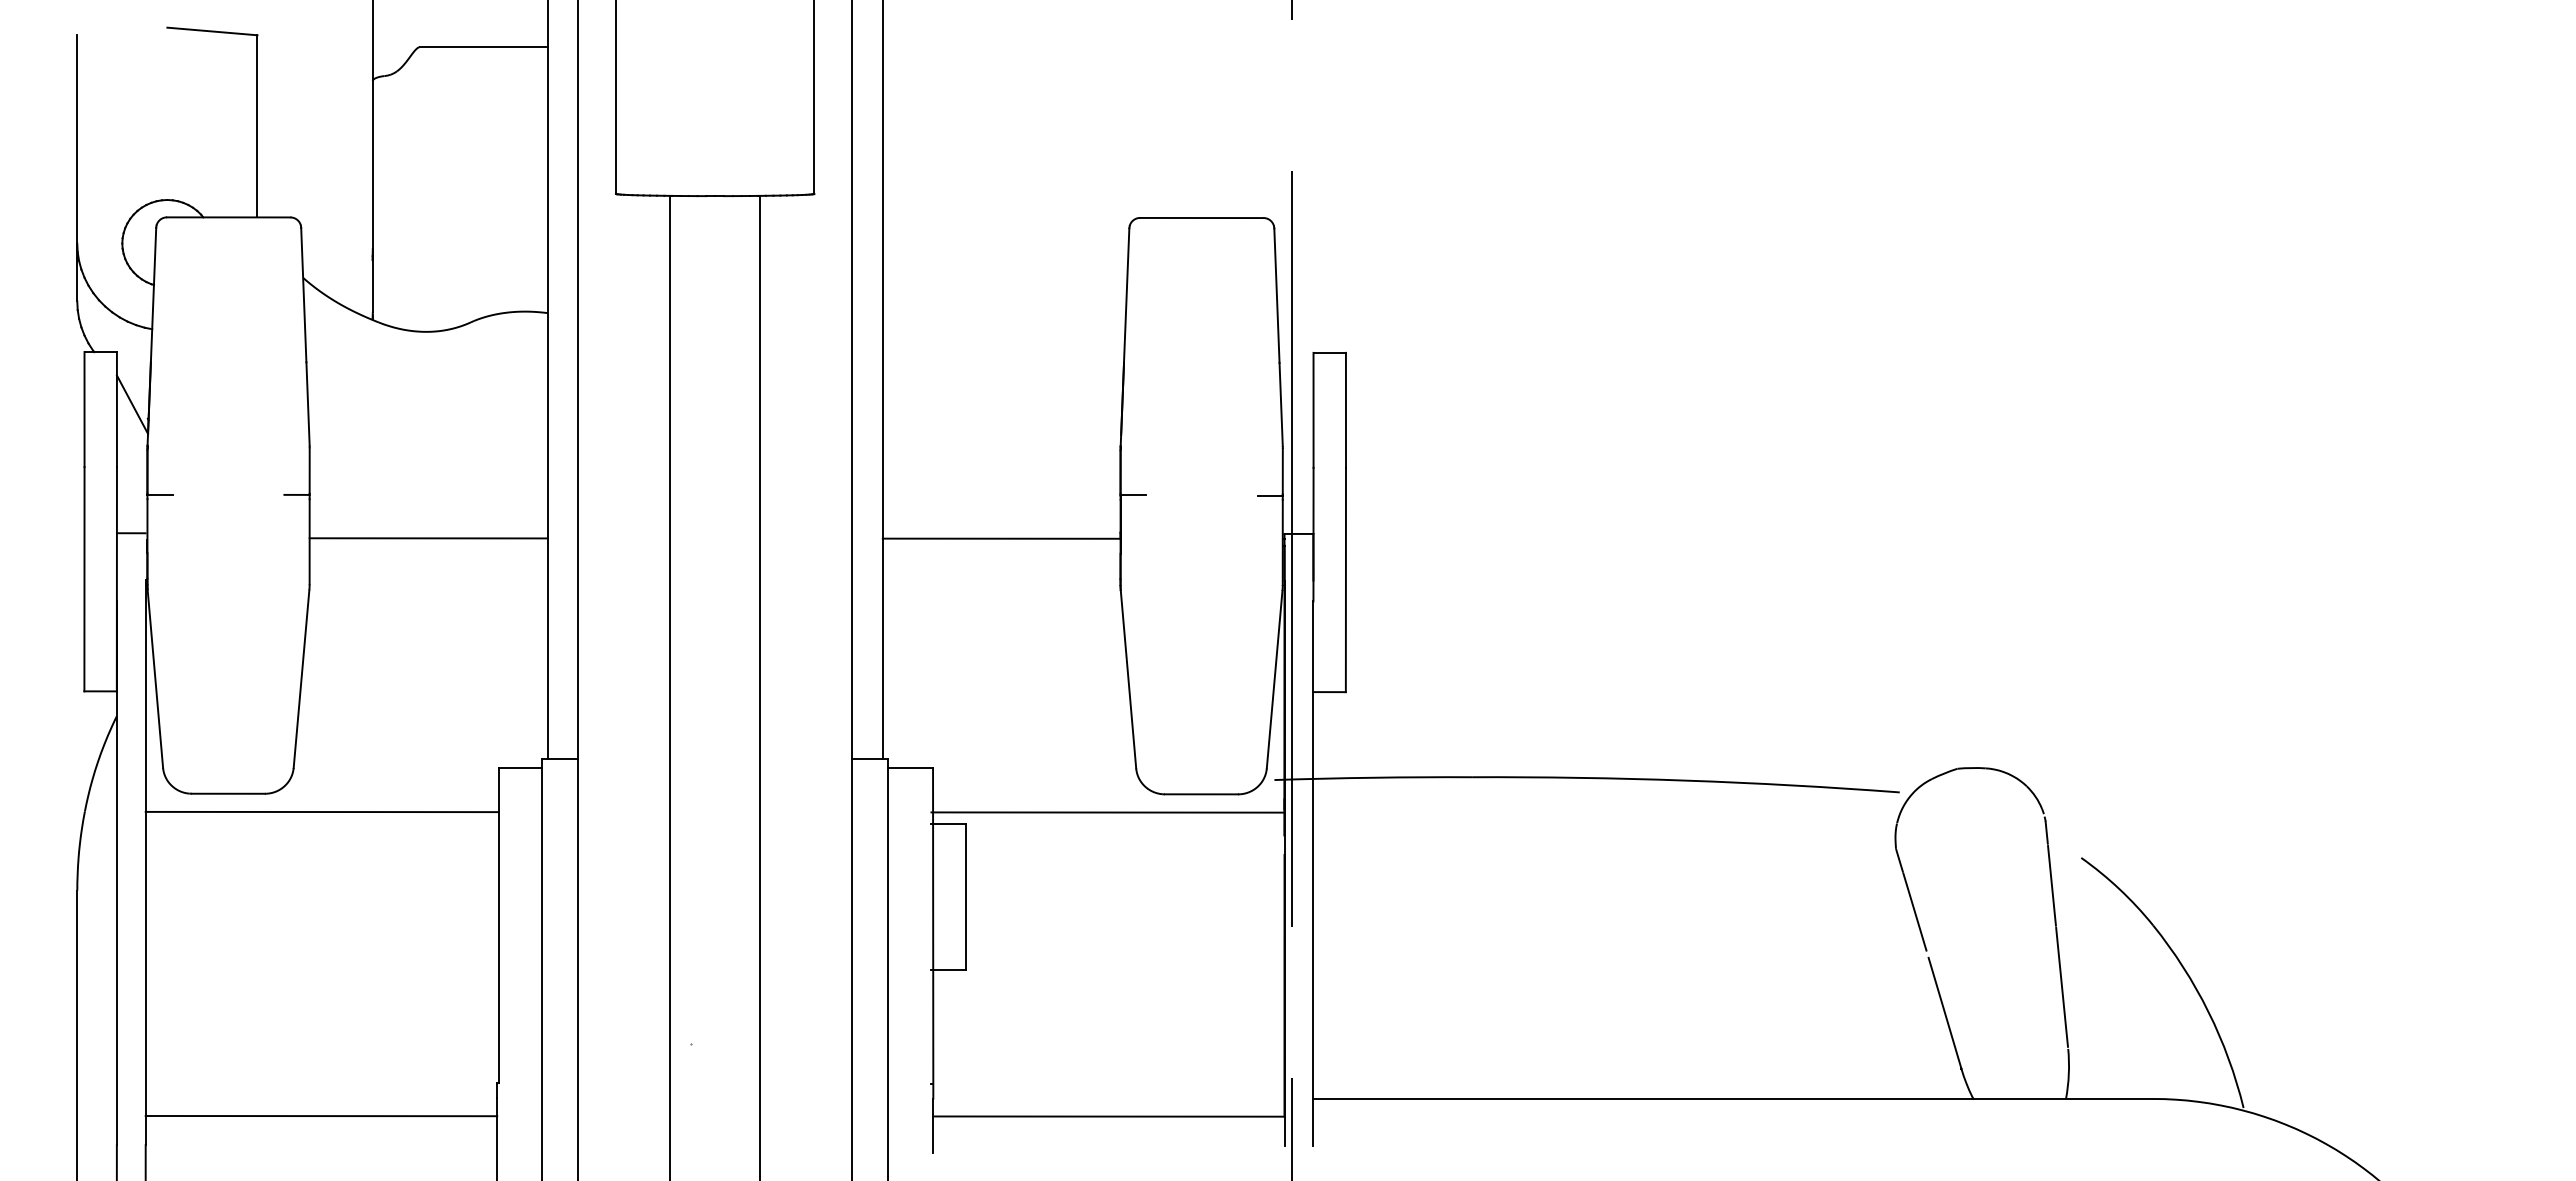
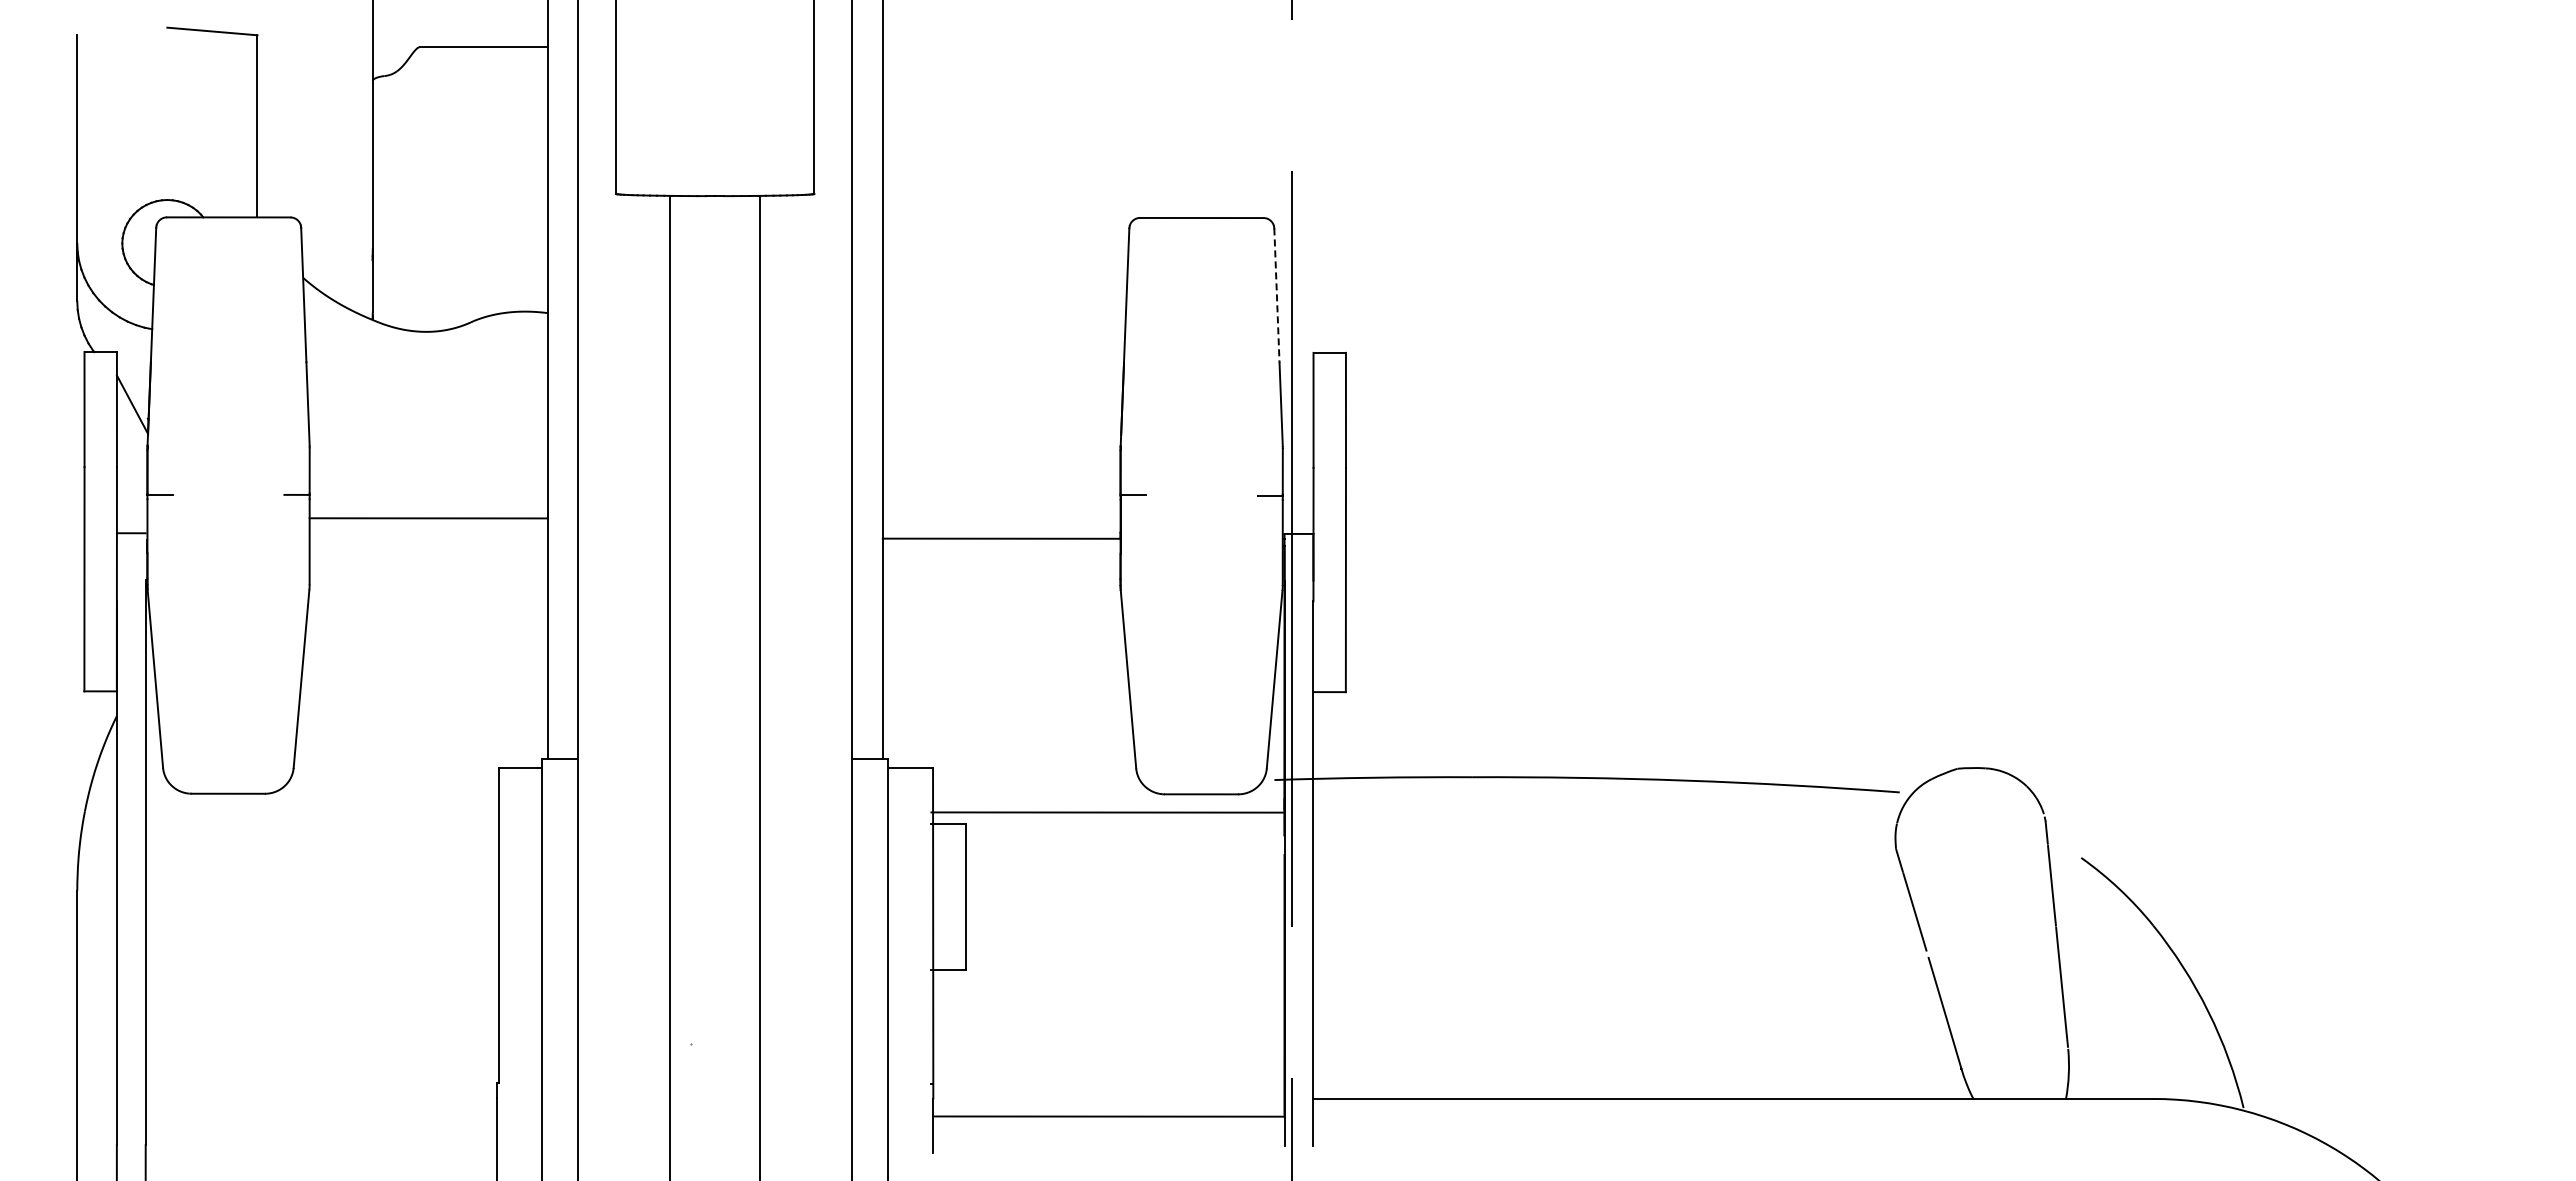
line: solid -> dashed (1276, 296)
line position: (428, 538) -> (428, 518) (428, 518)
line: present -> none (321, 811)
line: present -> none (321, 1115)
